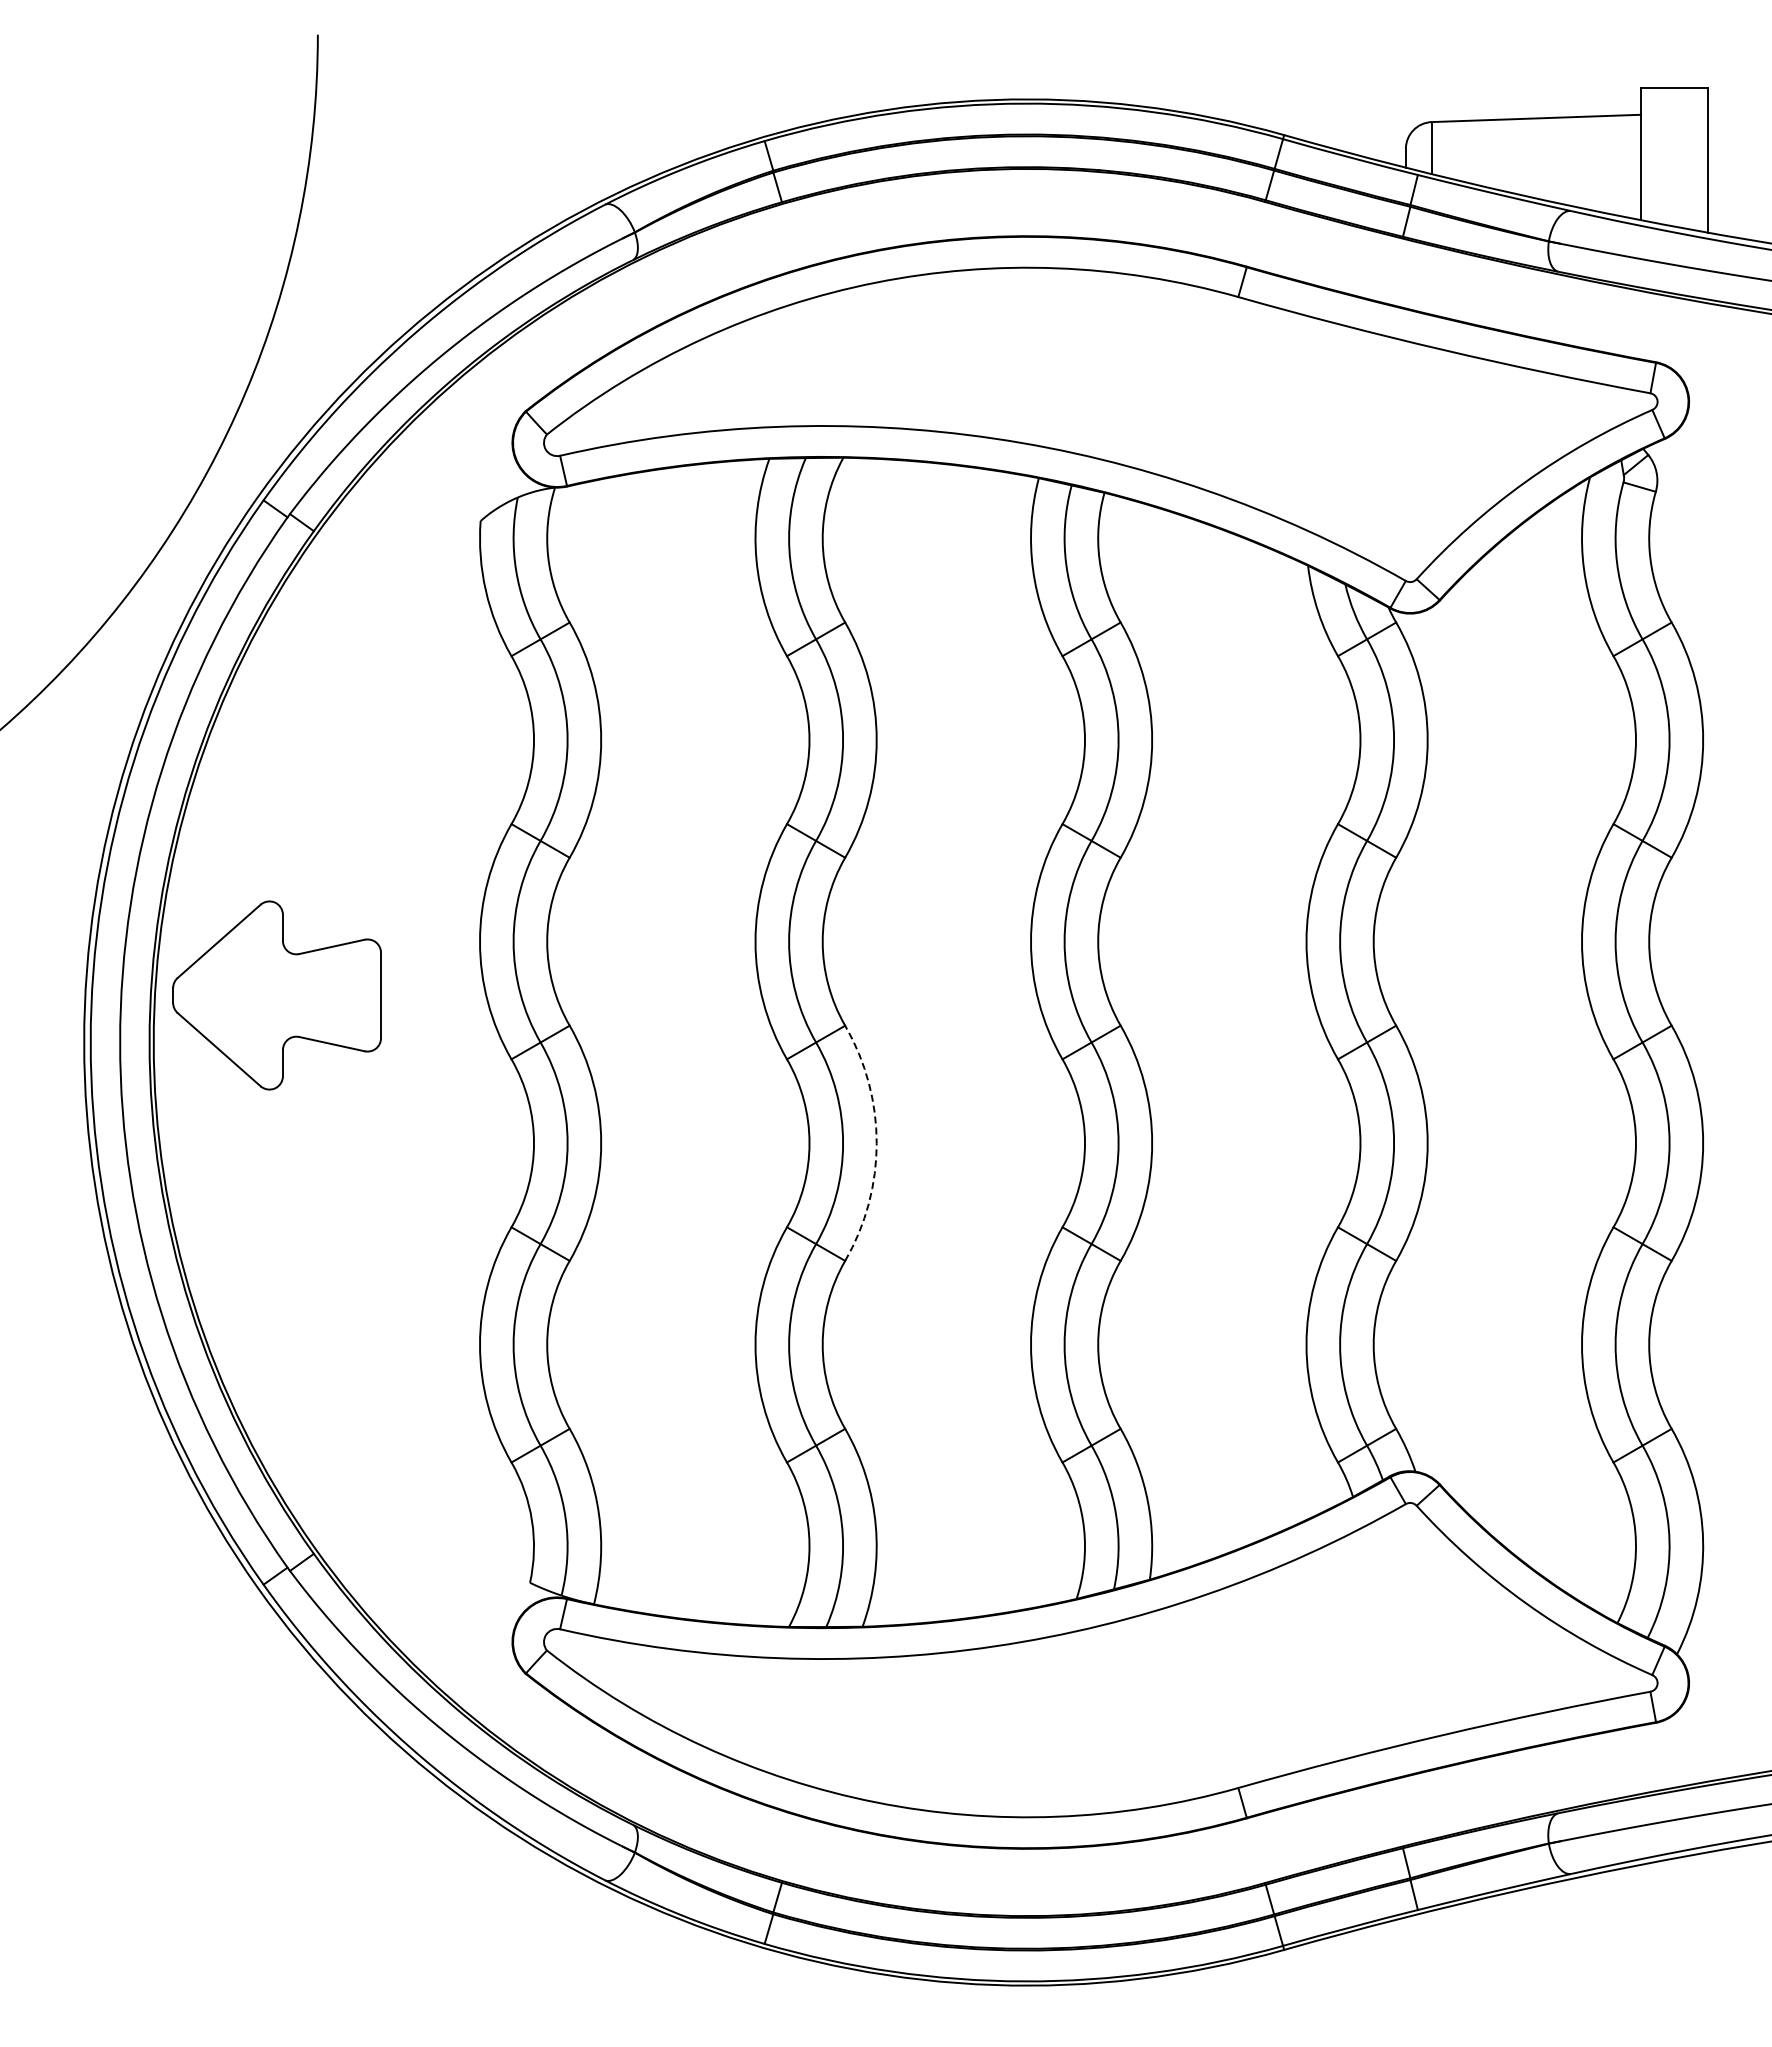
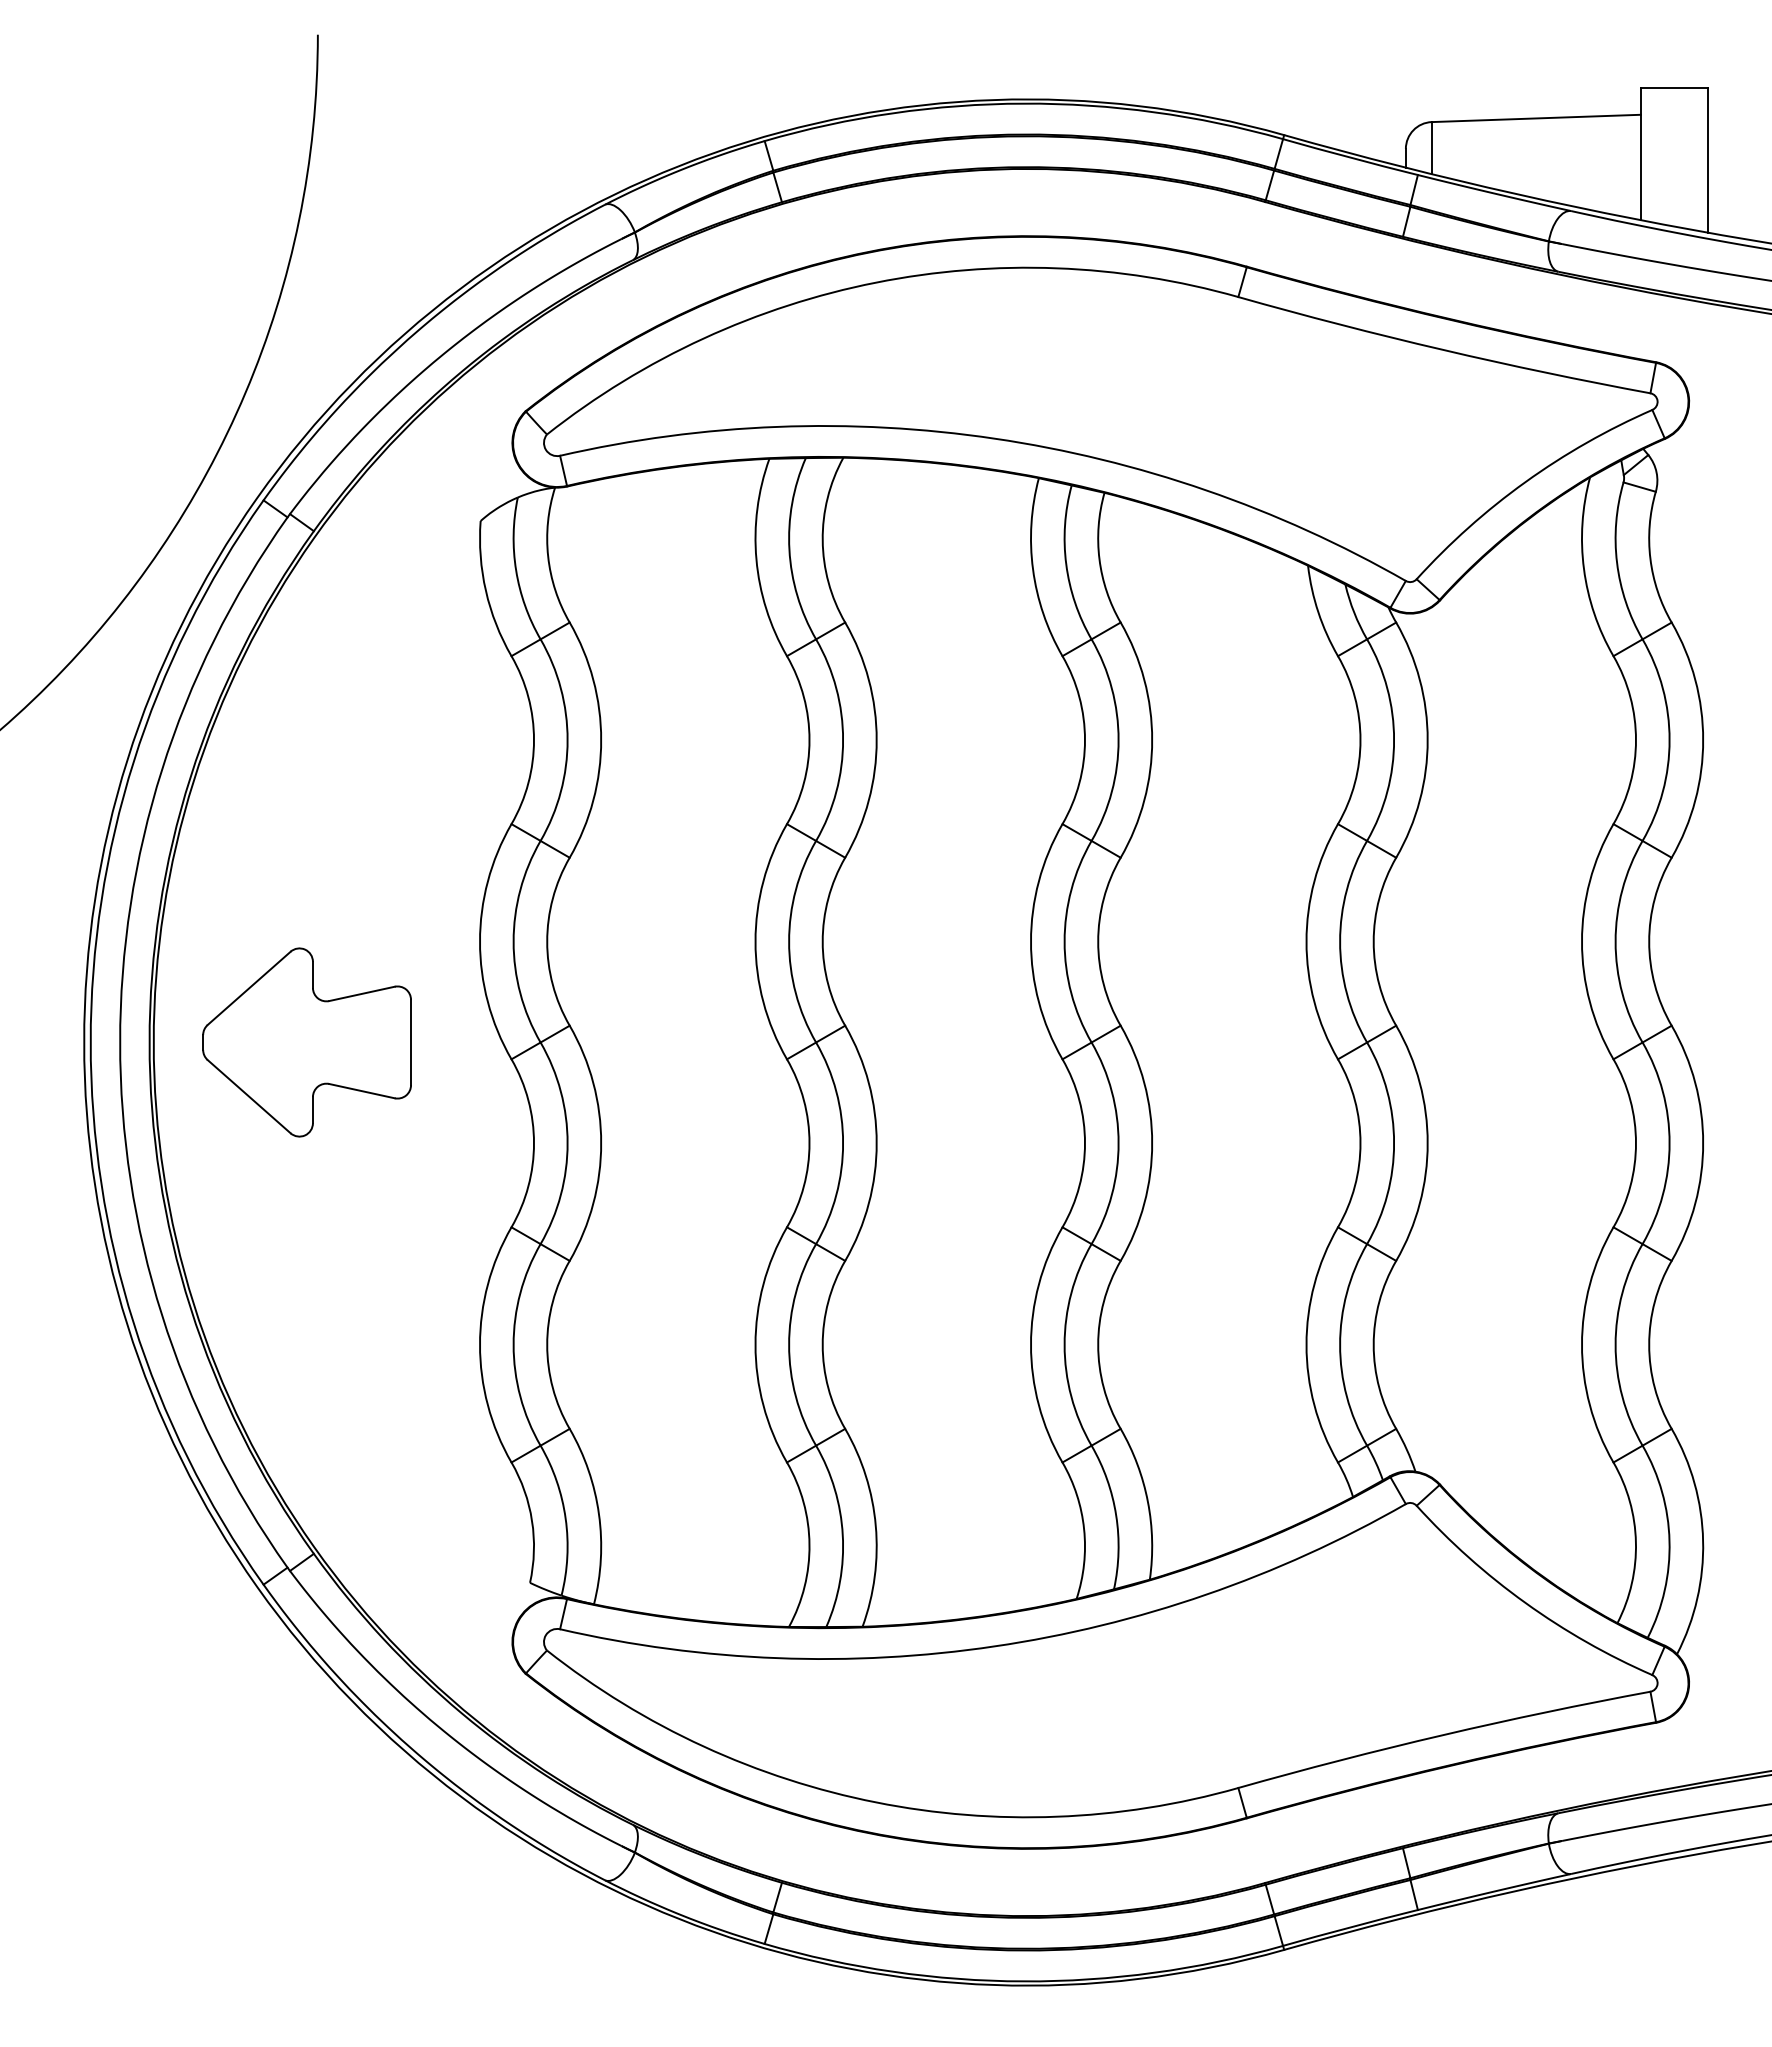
part position: (276, 995) -> (306, 1042) (306, 1042)
arc: dashed -> solid (876, 1143)
